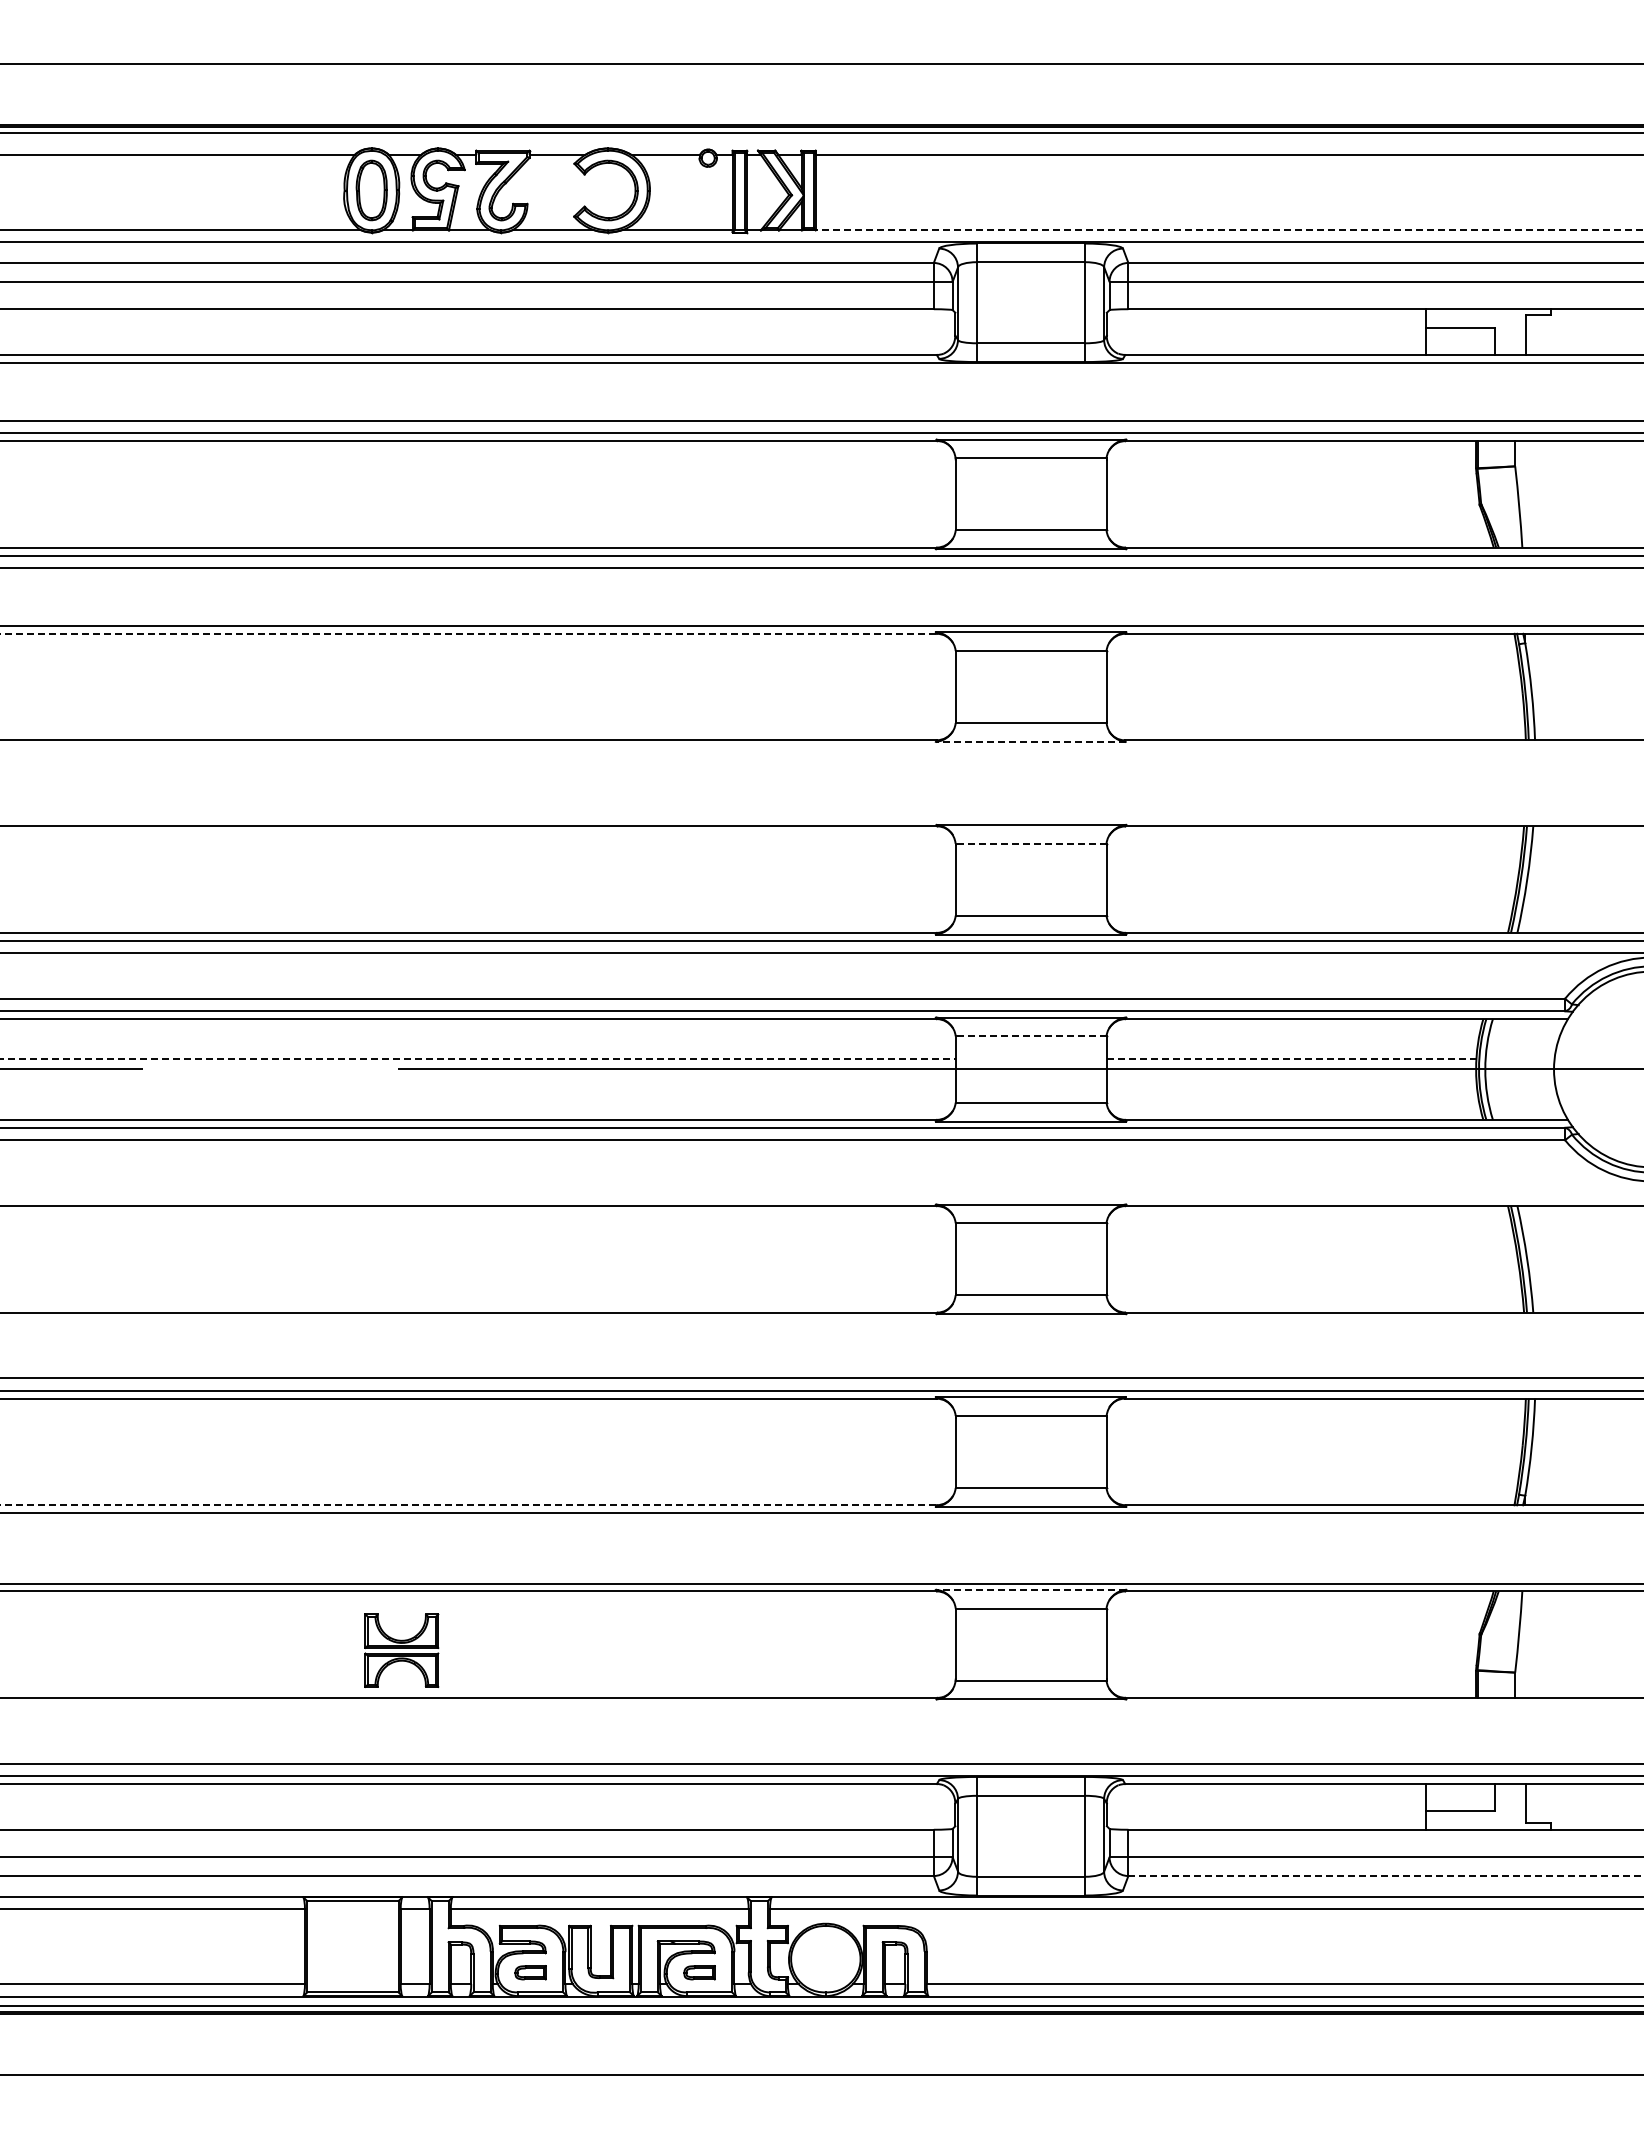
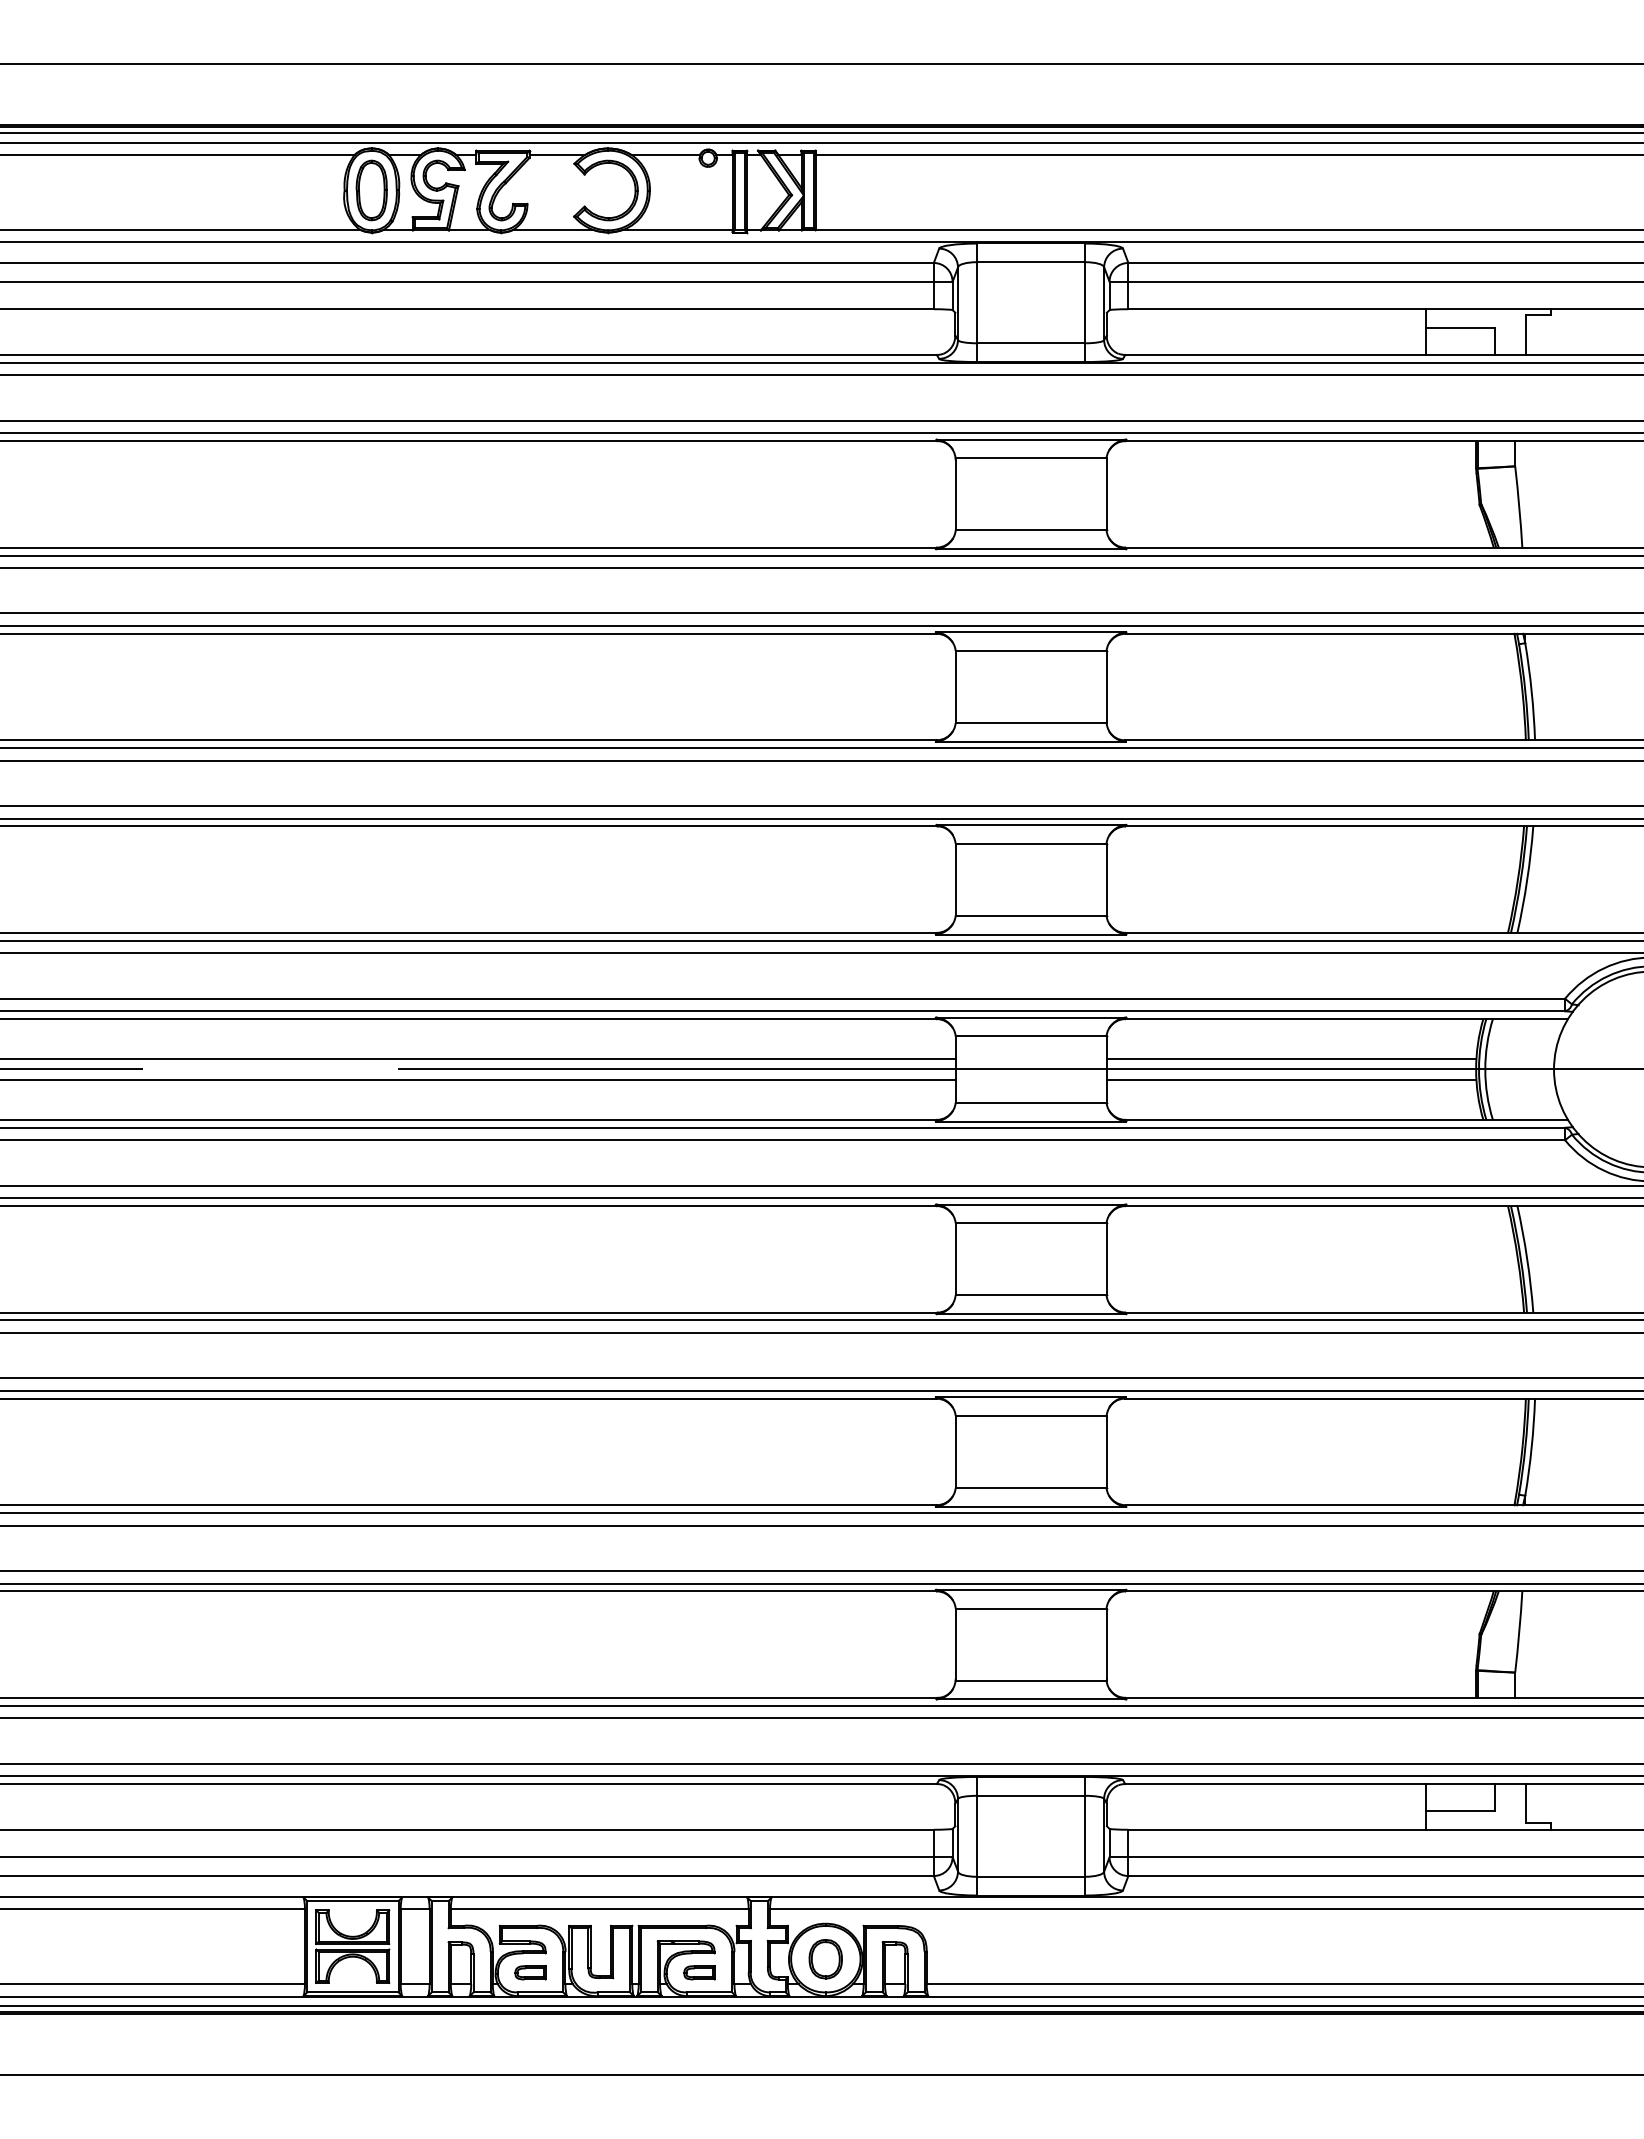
line: none -> present (821, 142)
line: dashed -> solid (1229, 229)
line: none -> present (821, 375)
line: none -> present (821, 613)
line: dashed -> solid (468, 633)
line: dashed -> solid (1030, 741)
line: none -> present (821, 748)
line: none -> present (821, 760)
line: none -> present (821, 806)
line: none -> present (821, 818)
line: dashed -> solid (1030, 843)
line: dashed -> solid (1030, 1036)
line: dashed -> solid (478, 1059)
line: dashed -> solid (1291, 1059)
line: none -> present (478, 1079)
line: none -> present (1291, 1079)
line: none -> present (821, 1185)
line: none -> present (821, 1198)
line: none -> present (821, 1320)
line: none -> present (821, 1332)
line: dashed -> solid (468, 1505)
line: none -> present (821, 1525)
line: none -> present (821, 1571)
line: dashed -> solid (1030, 1589)
part position: (401, 1650) -> (352, 1946) (352, 1946)
line: none -> present (821, 1705)
line: none -> present (821, 1718)
line: dashed -> solid (1386, 1876)
part: none -> present (825, 1959)
